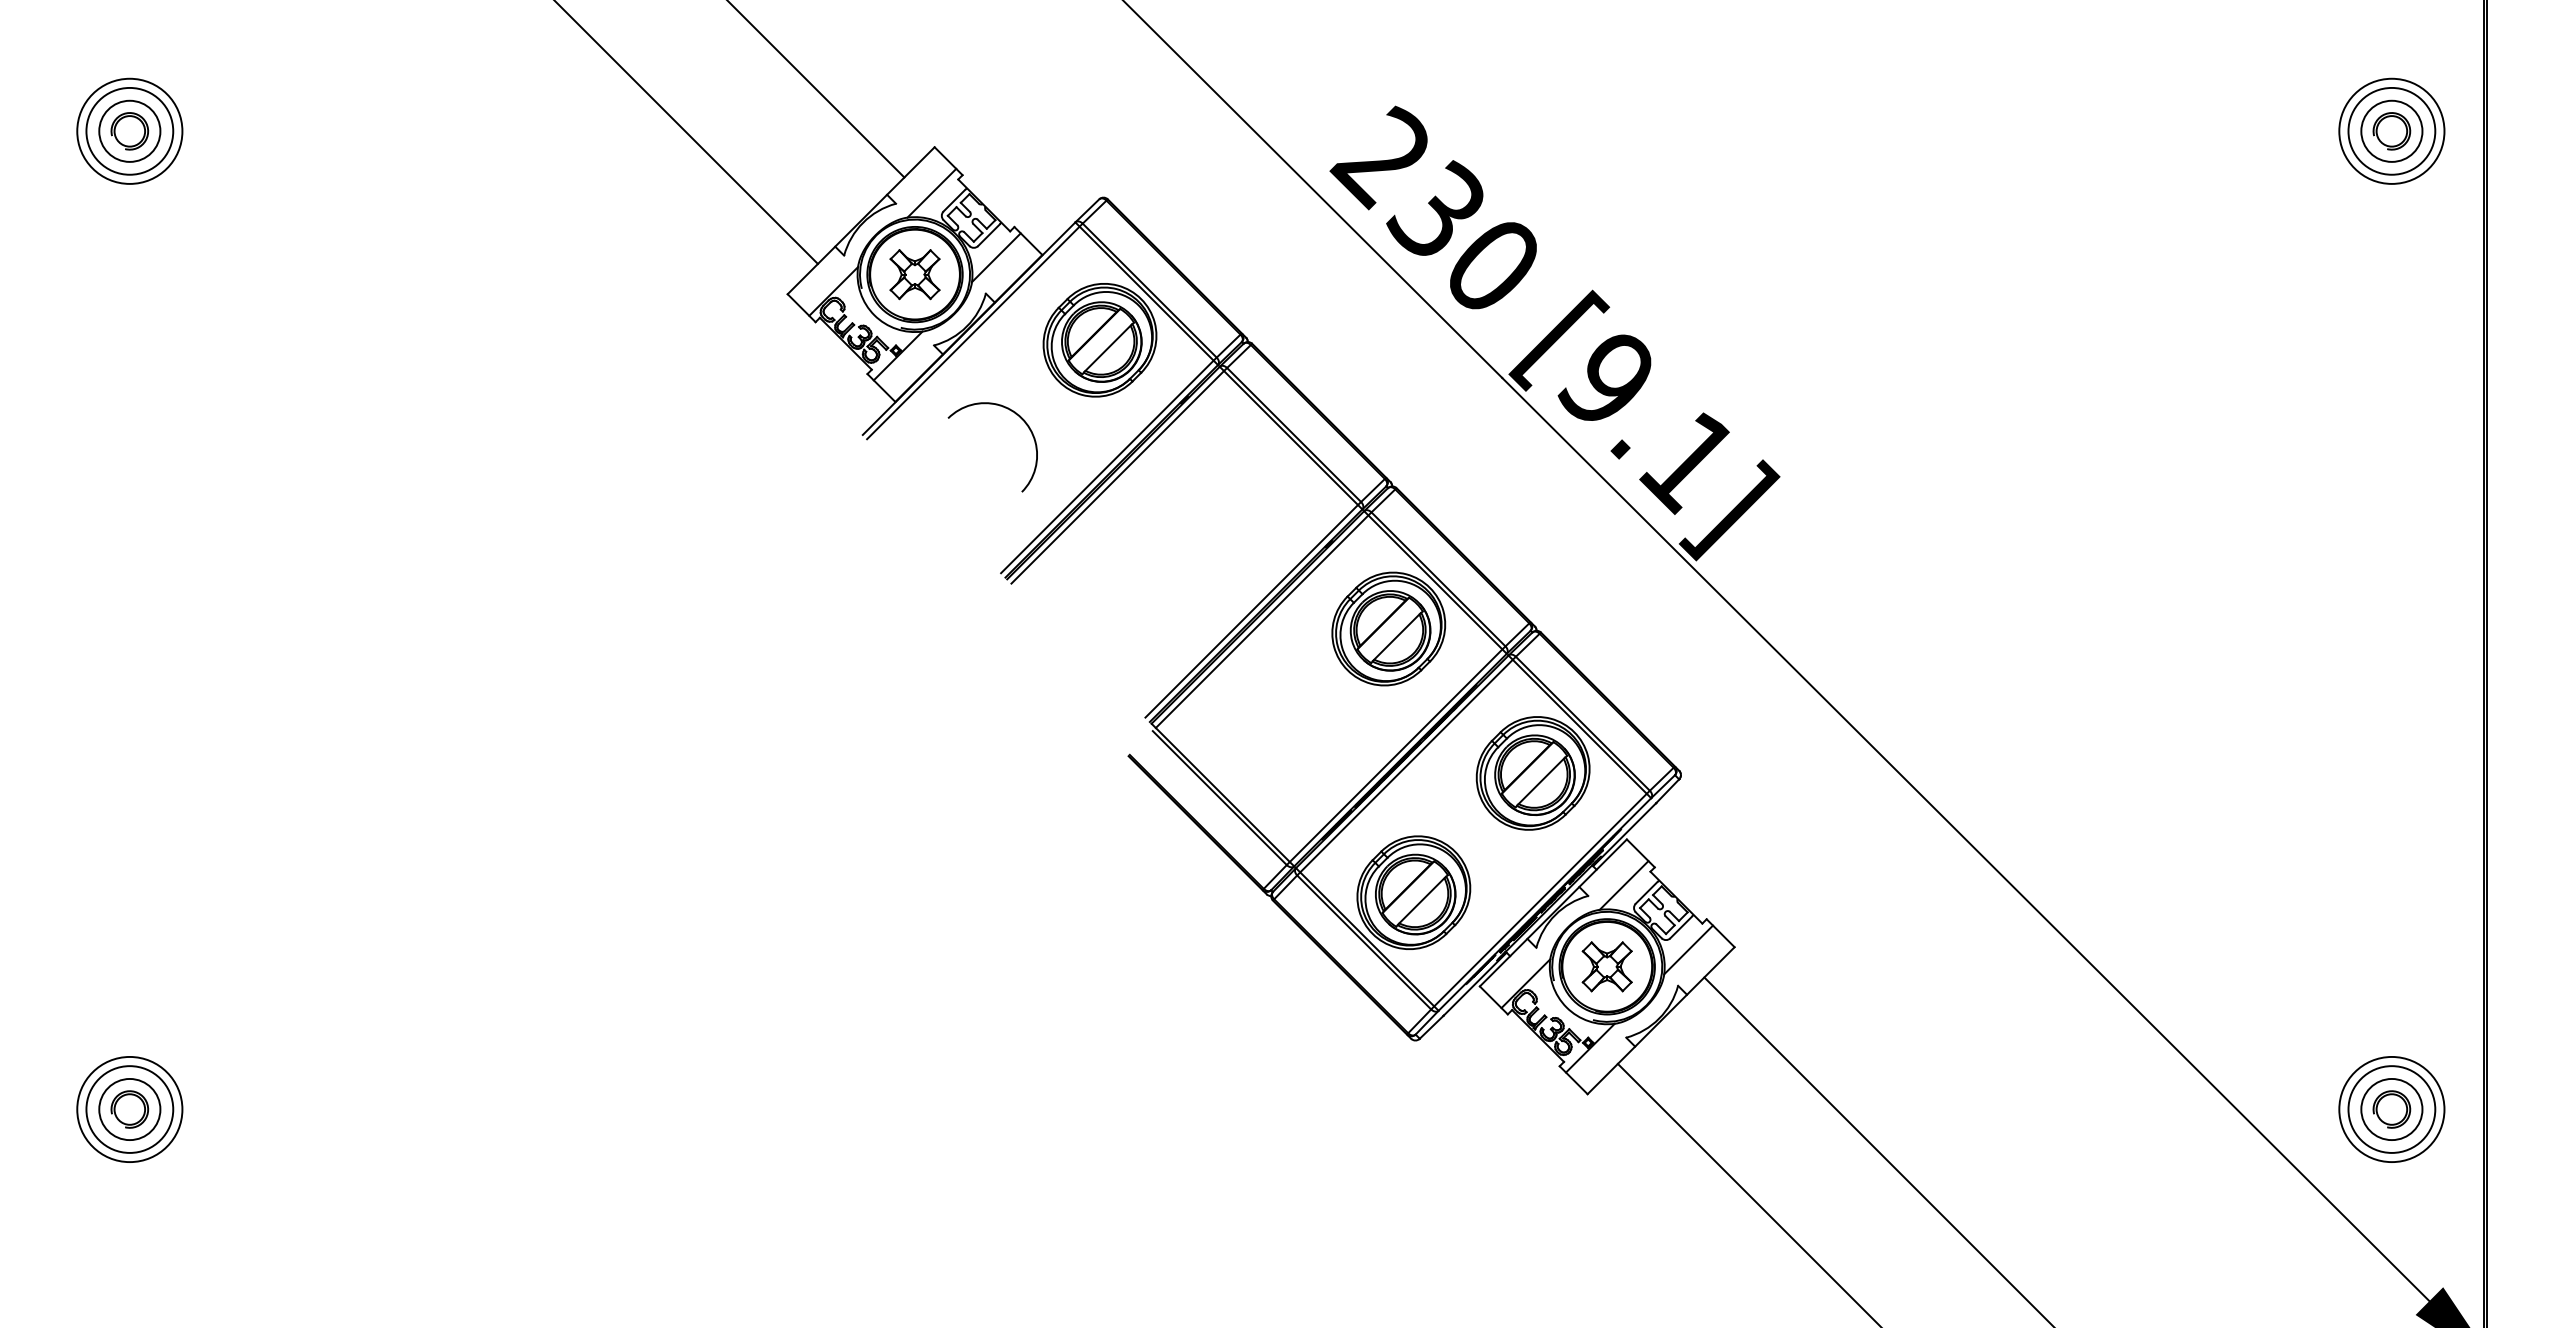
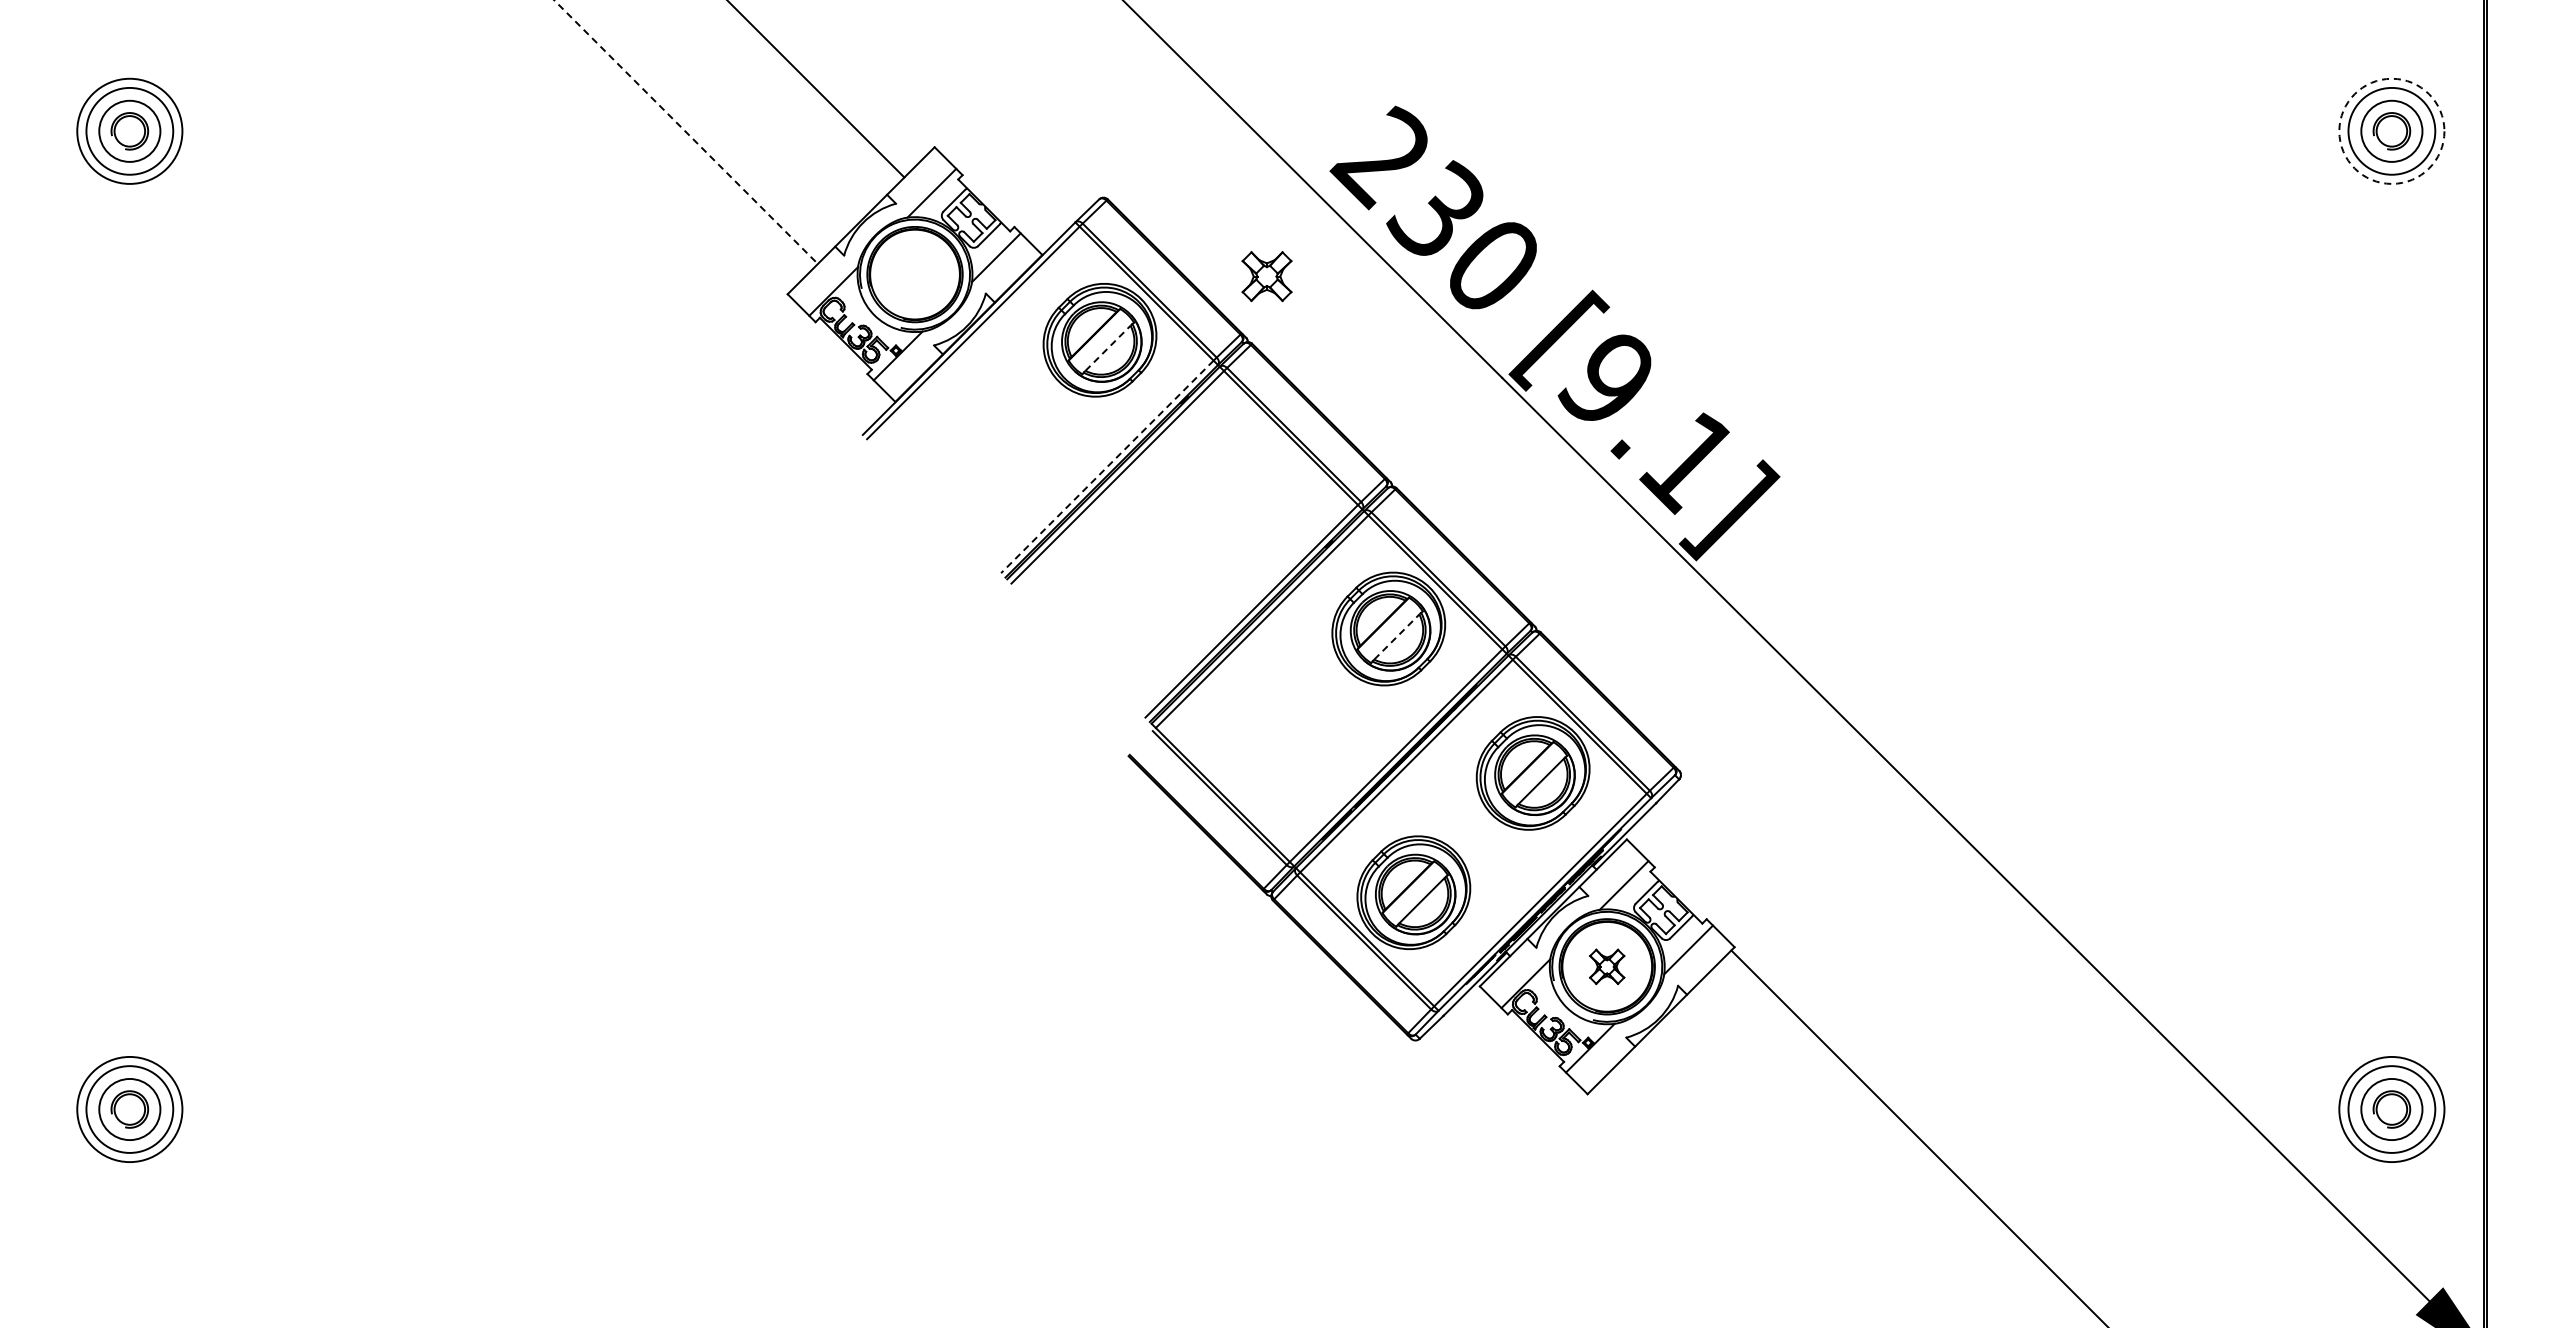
circle: solid -> dashed (2391, 130)
line: solid -> dashed (686, 132)
part position: (914, 274) -> (1266, 276) (1266, 276)
line: solid -> dashed (1108, 348)
arc: present -> none (1015, 414)
line: solid -> dashed (1107, 467)
line: solid -> dashed (1396, 637)
part size: 52x52 px -> 37x38 px (1607, 966)
line position: (1877, 1150) -> (1918, 1137) (1918, 1137)
line: present -> none (1747, 1193)
